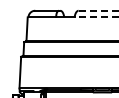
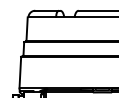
line: dashed -> solid (98, 10)
line: dashed -> solid (96, 17)
